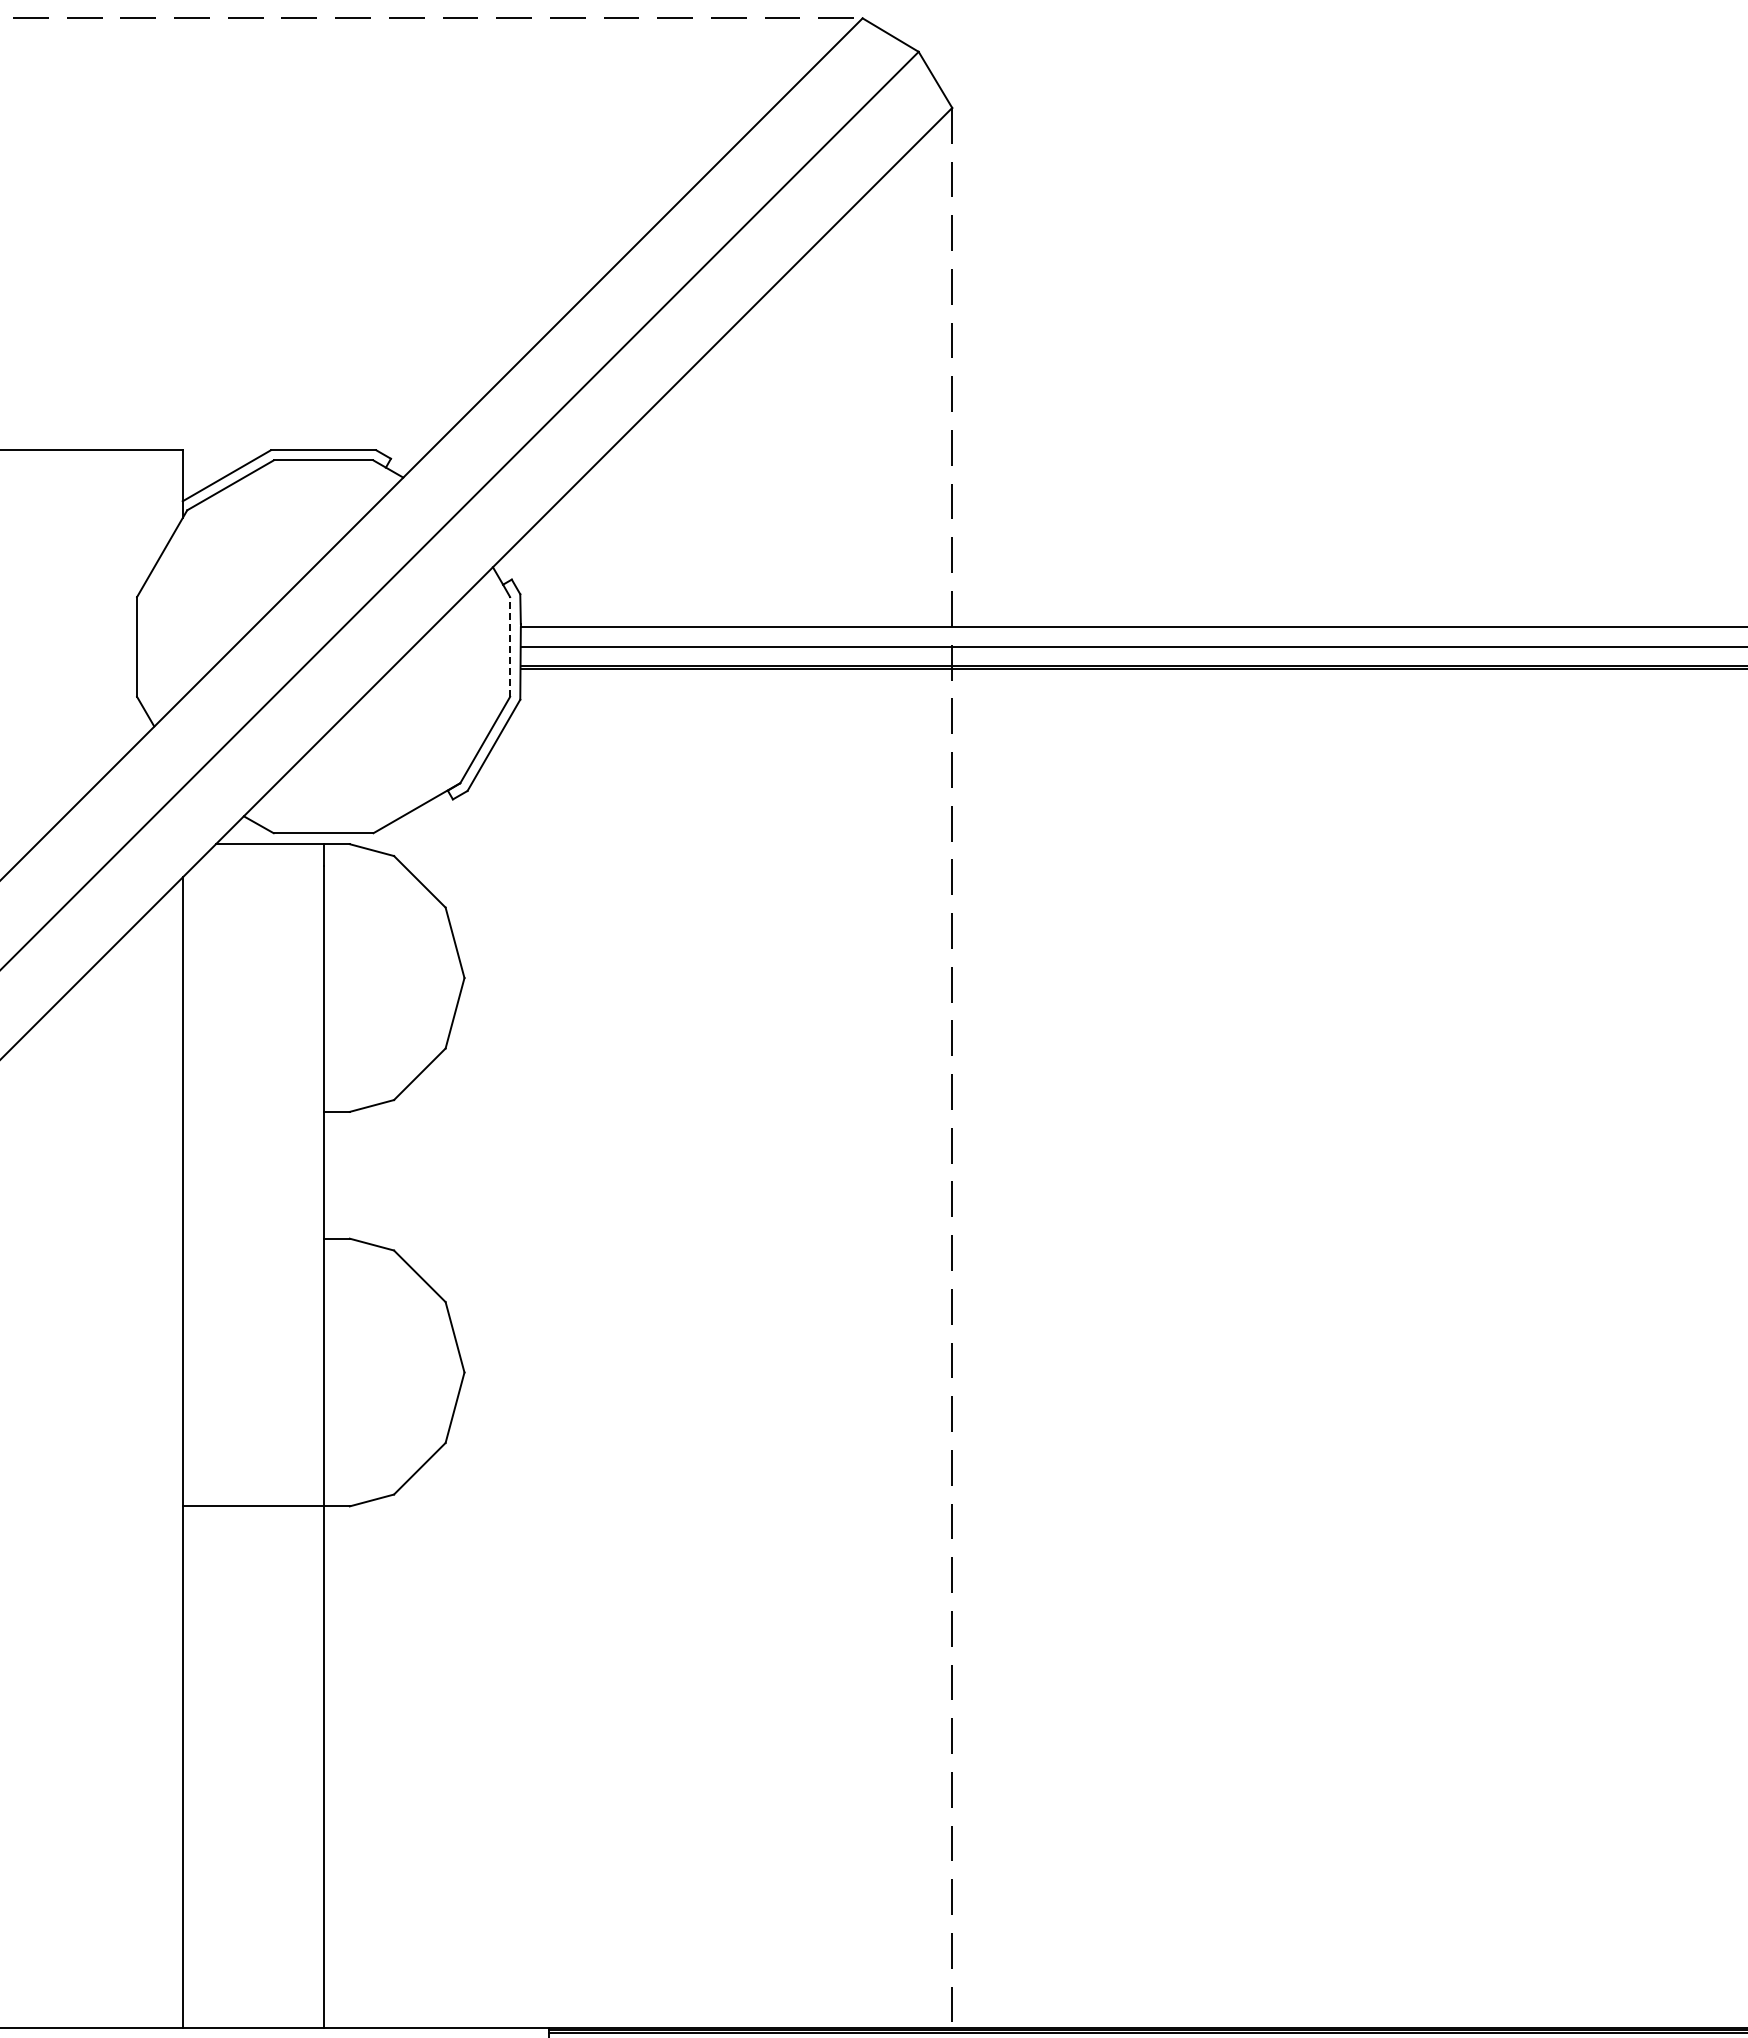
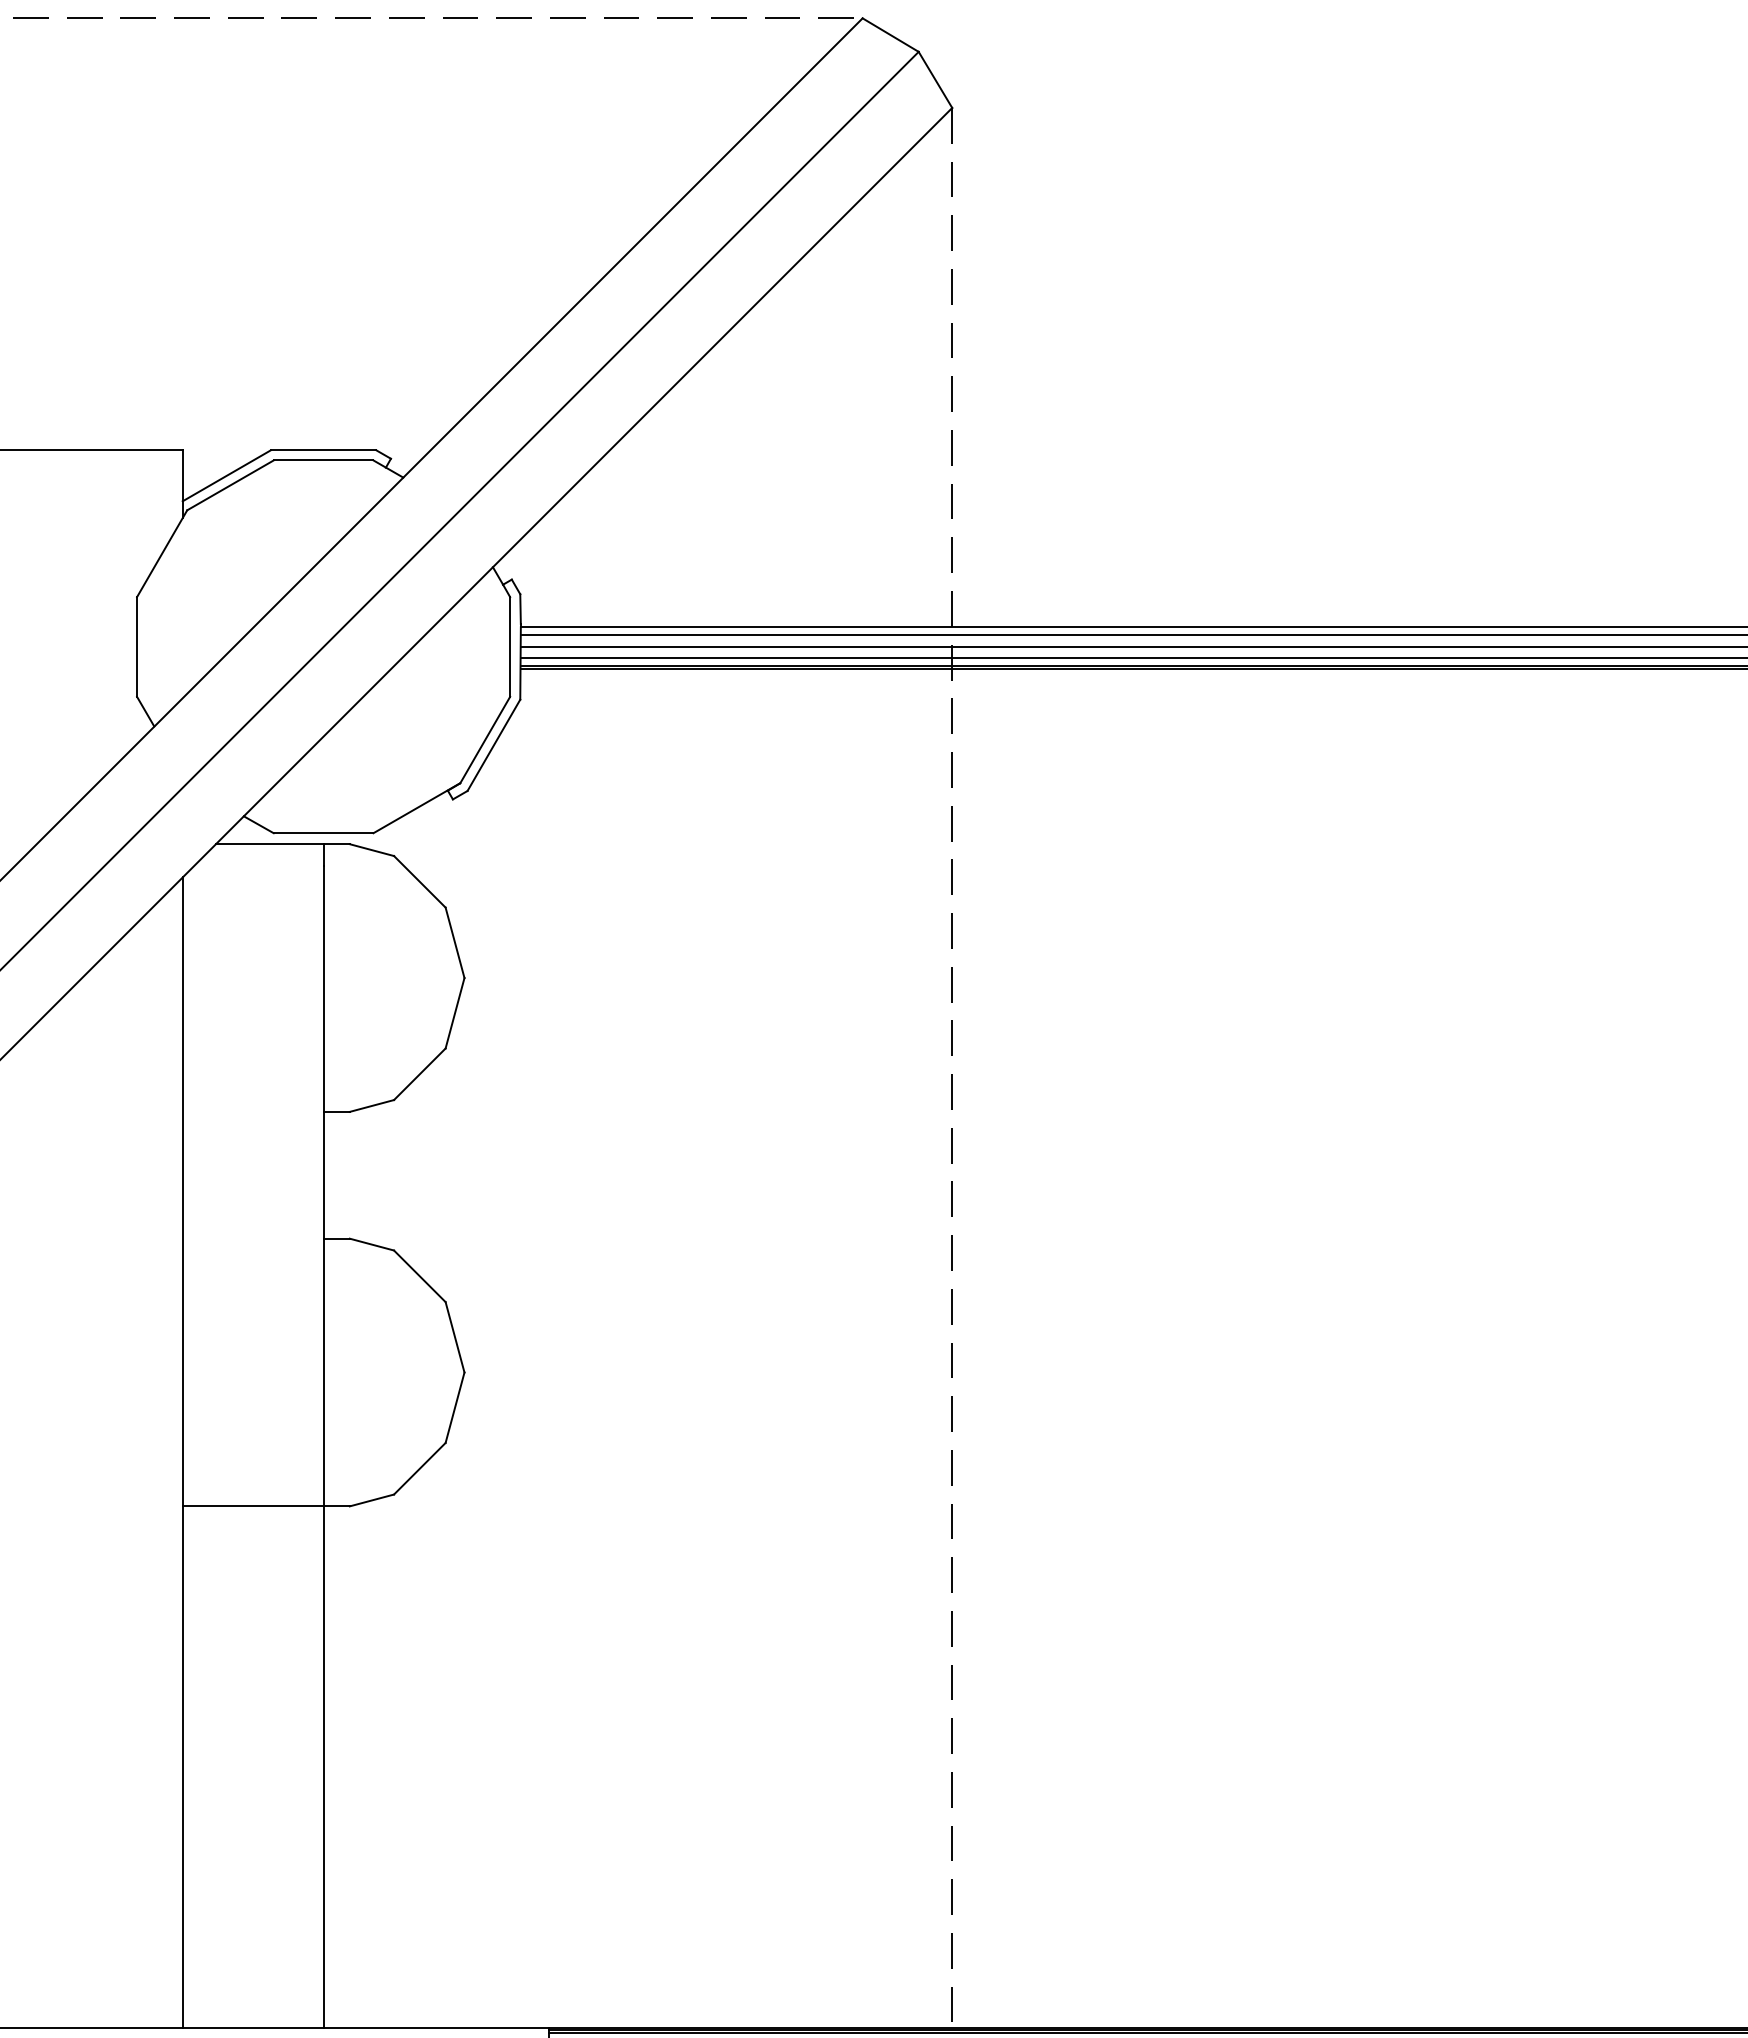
line: none -> present (1132, 635)
line: dashed -> solid (510, 646)
line: none -> present (1132, 657)
